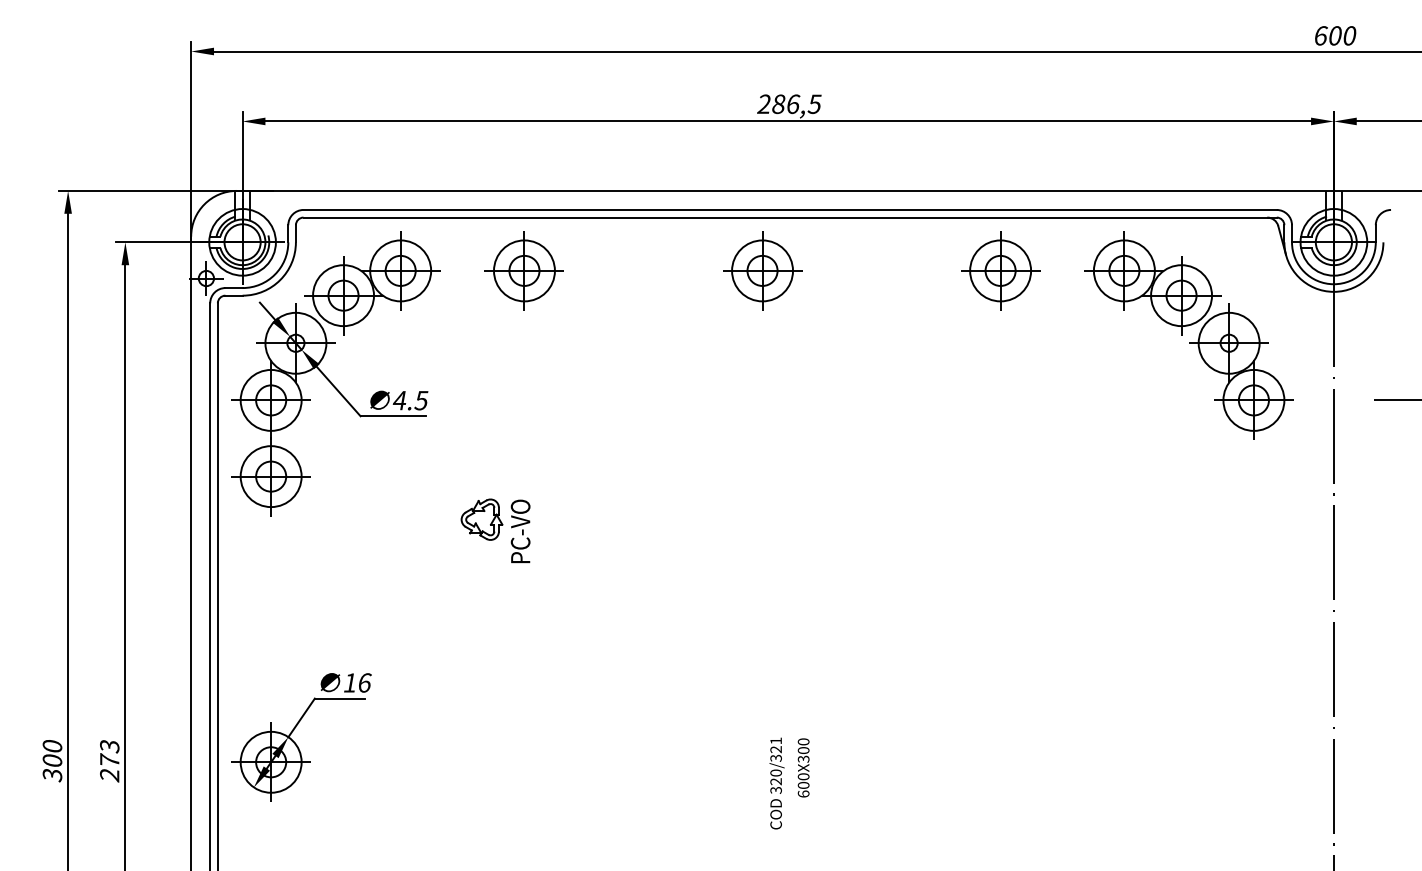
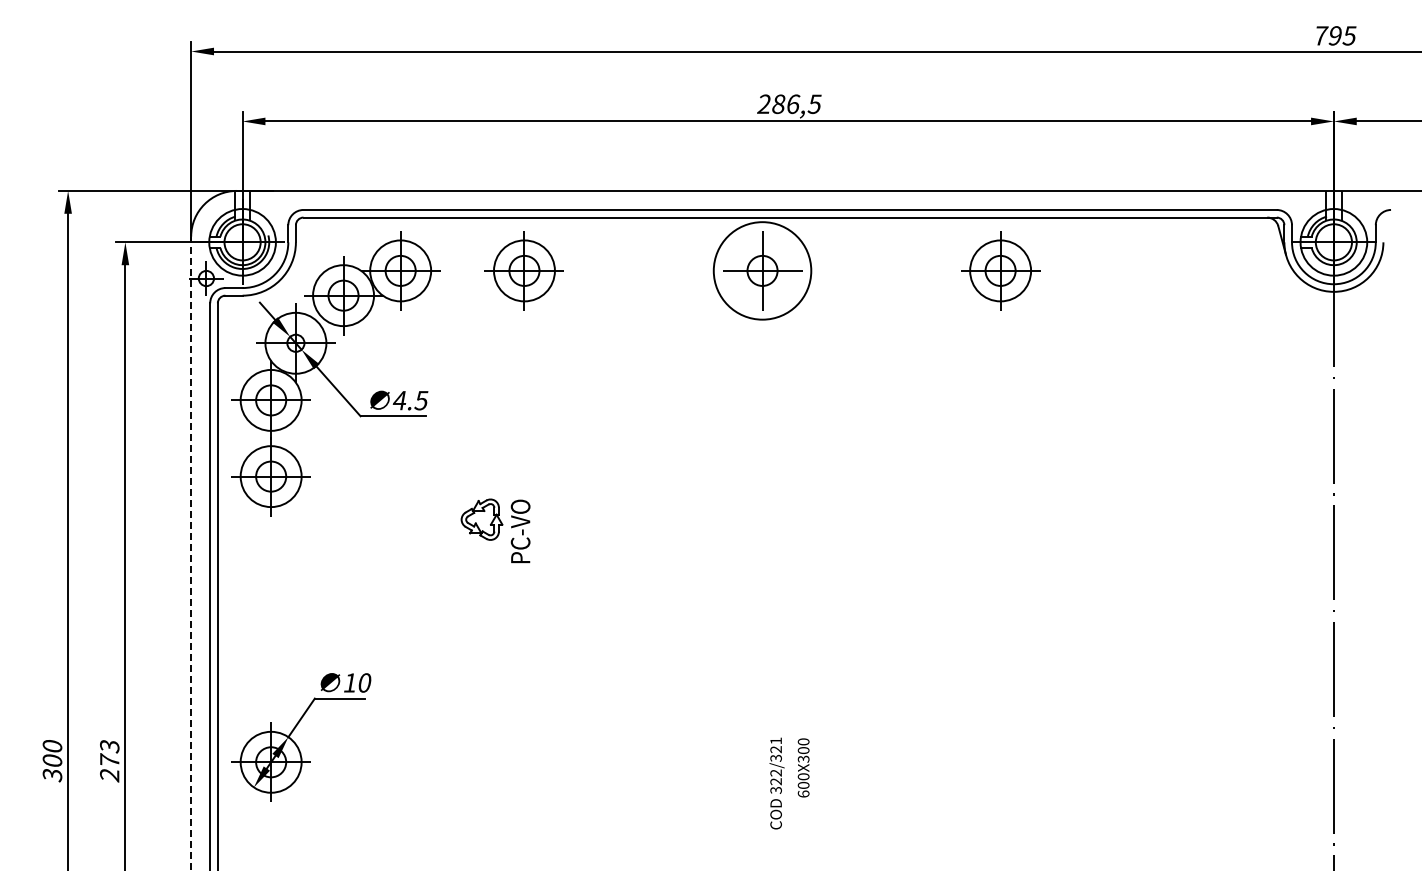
text: 600 -> 795 (1335, 35)
circle diameter: 61 px -> 98 px (762, 270)
part: present -> none (1188, 335)
line: present -> none (1395, 400)
line: solid -> dashed (191, 553)
text: 16 -> 10 (364, 682)
text: 320/321 -> 322/321 (775, 772)
